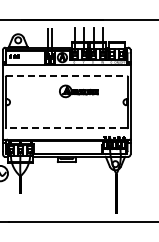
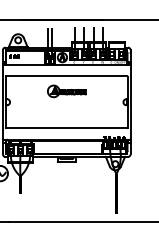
line: dashed -> solid (67, 76)
part position: (78, 91) -> (66, 91) (66, 91)
line: dashed -> solid (66, 128)
